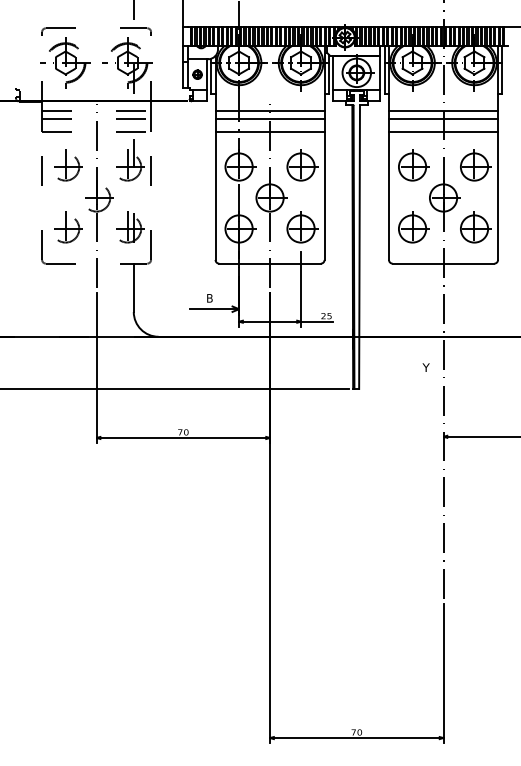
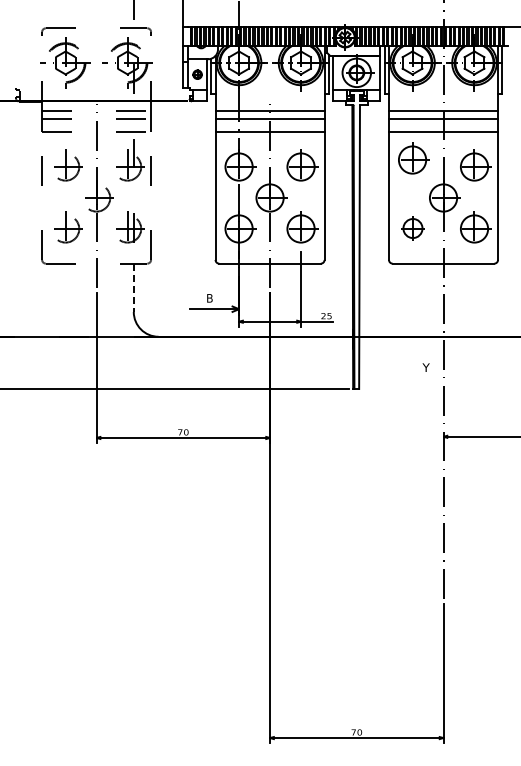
part position: (413, 165) -> (413, 158) (413, 158)
part size: 32x33 px -> 24x25 px (412, 228)
line: solid -> dashed (133, 288)
